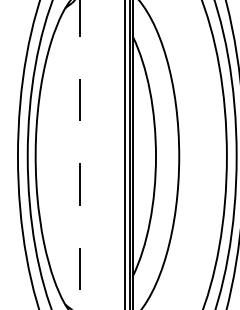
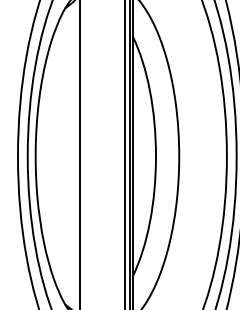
line: dashed -> solid (79, 154)
